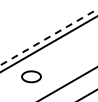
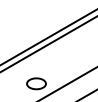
line: dashed -> solid (48, 37)
part position: (31, 76) -> (36, 83) (36, 83)
